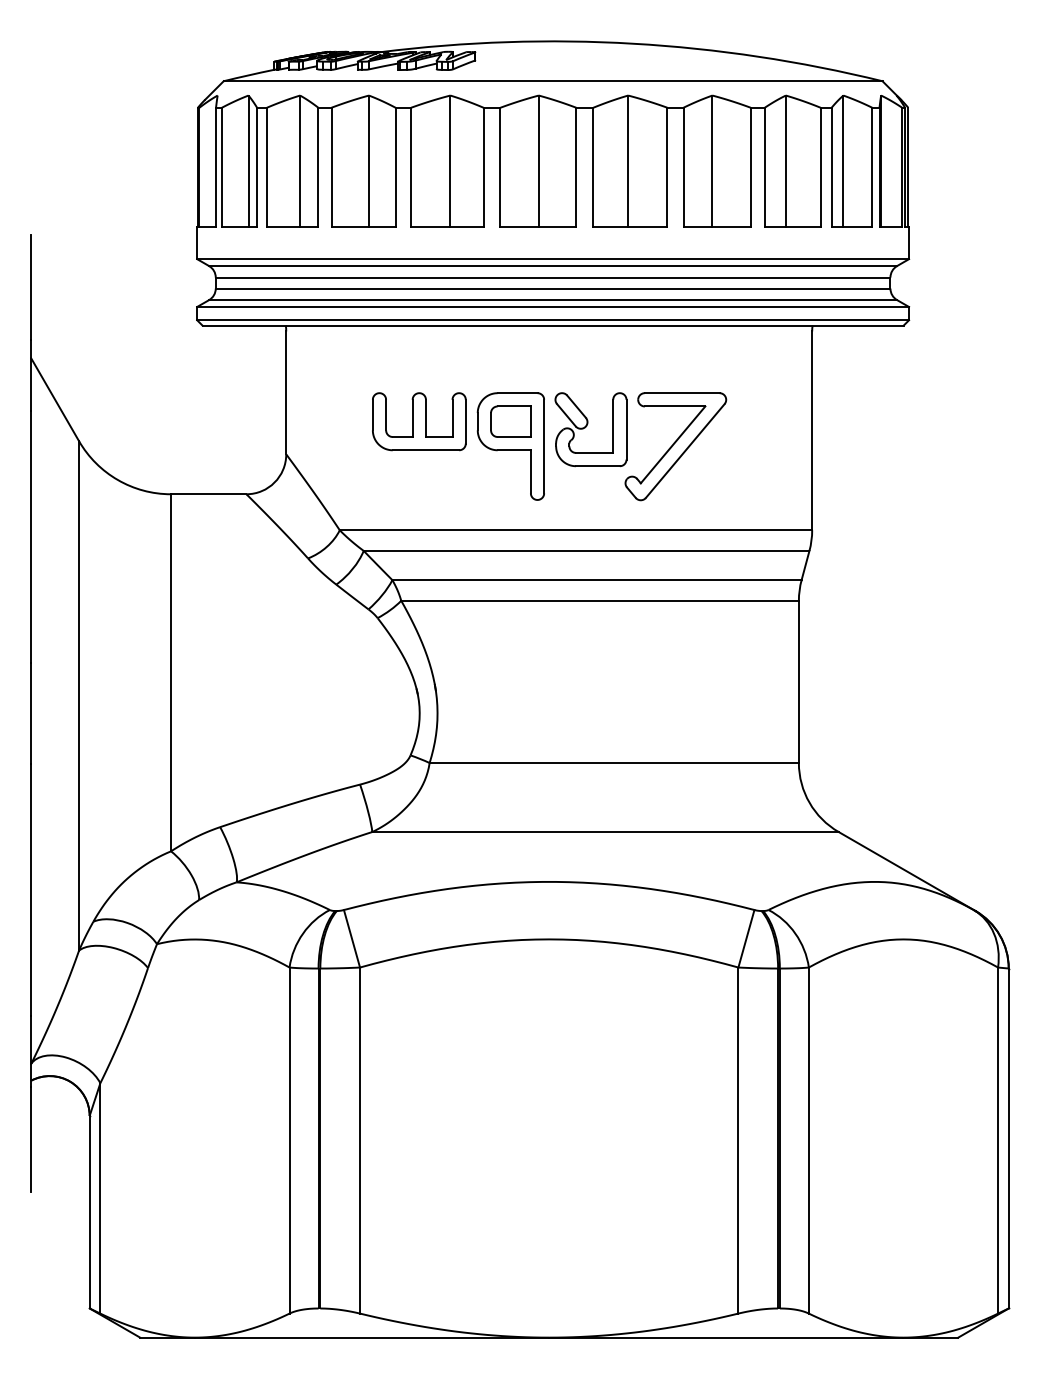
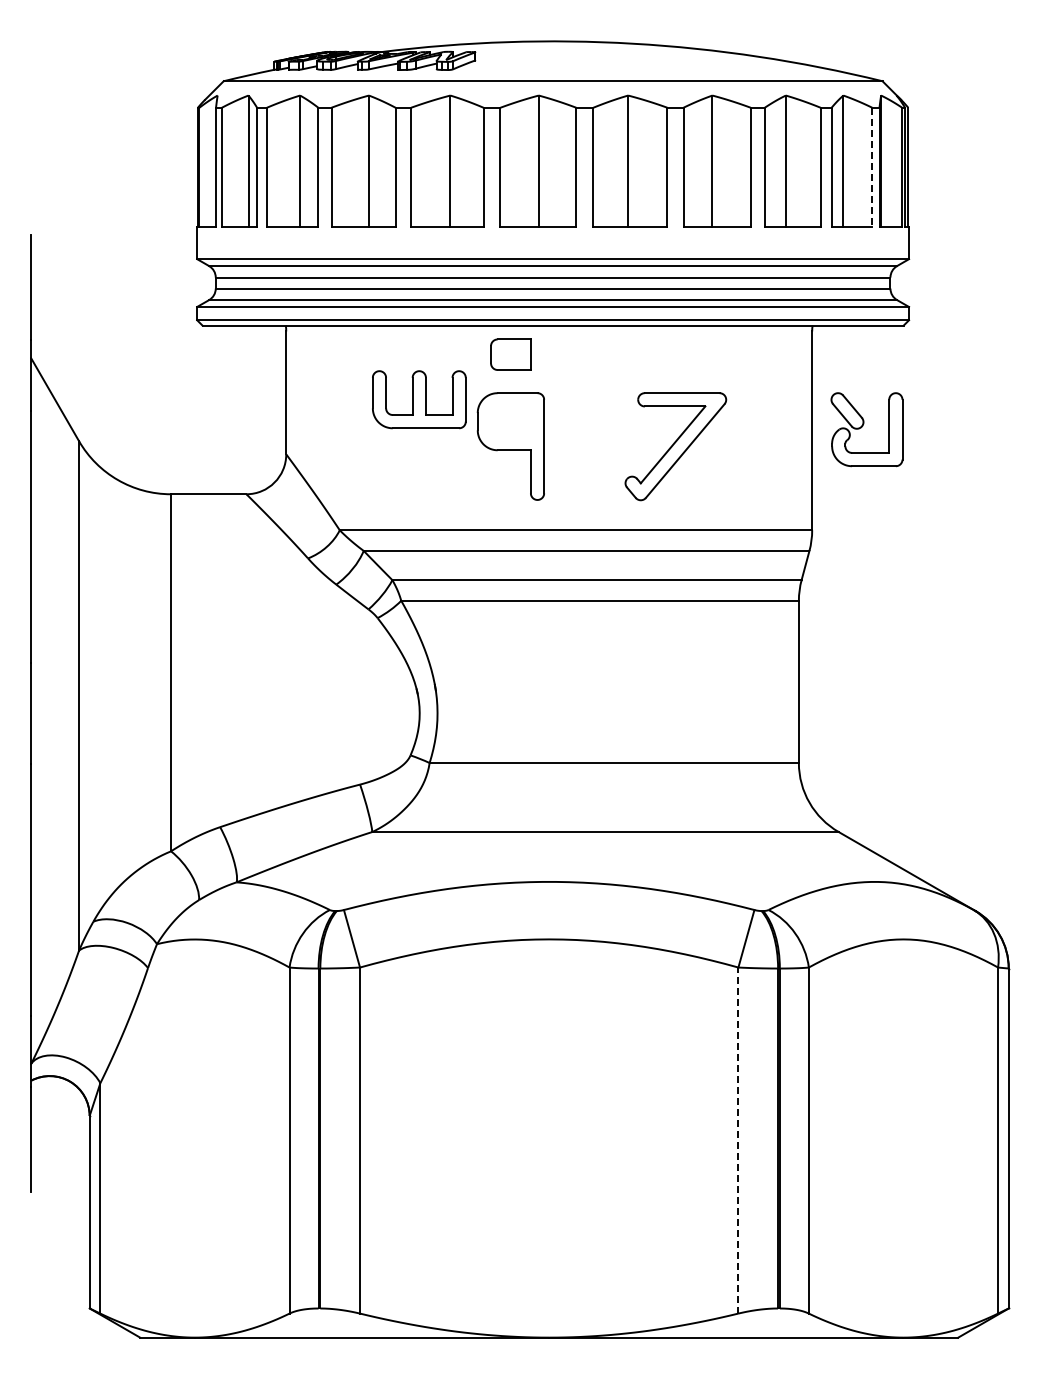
line: solid -> dashed (872, 167)
part position: (419, 421) -> (419, 399) (419, 399)
part position: (510, 421) -> (510, 354) (510, 354)
part position: (590, 429) -> (866, 429) (866, 429)
line: solid -> dashed (738, 1140)
